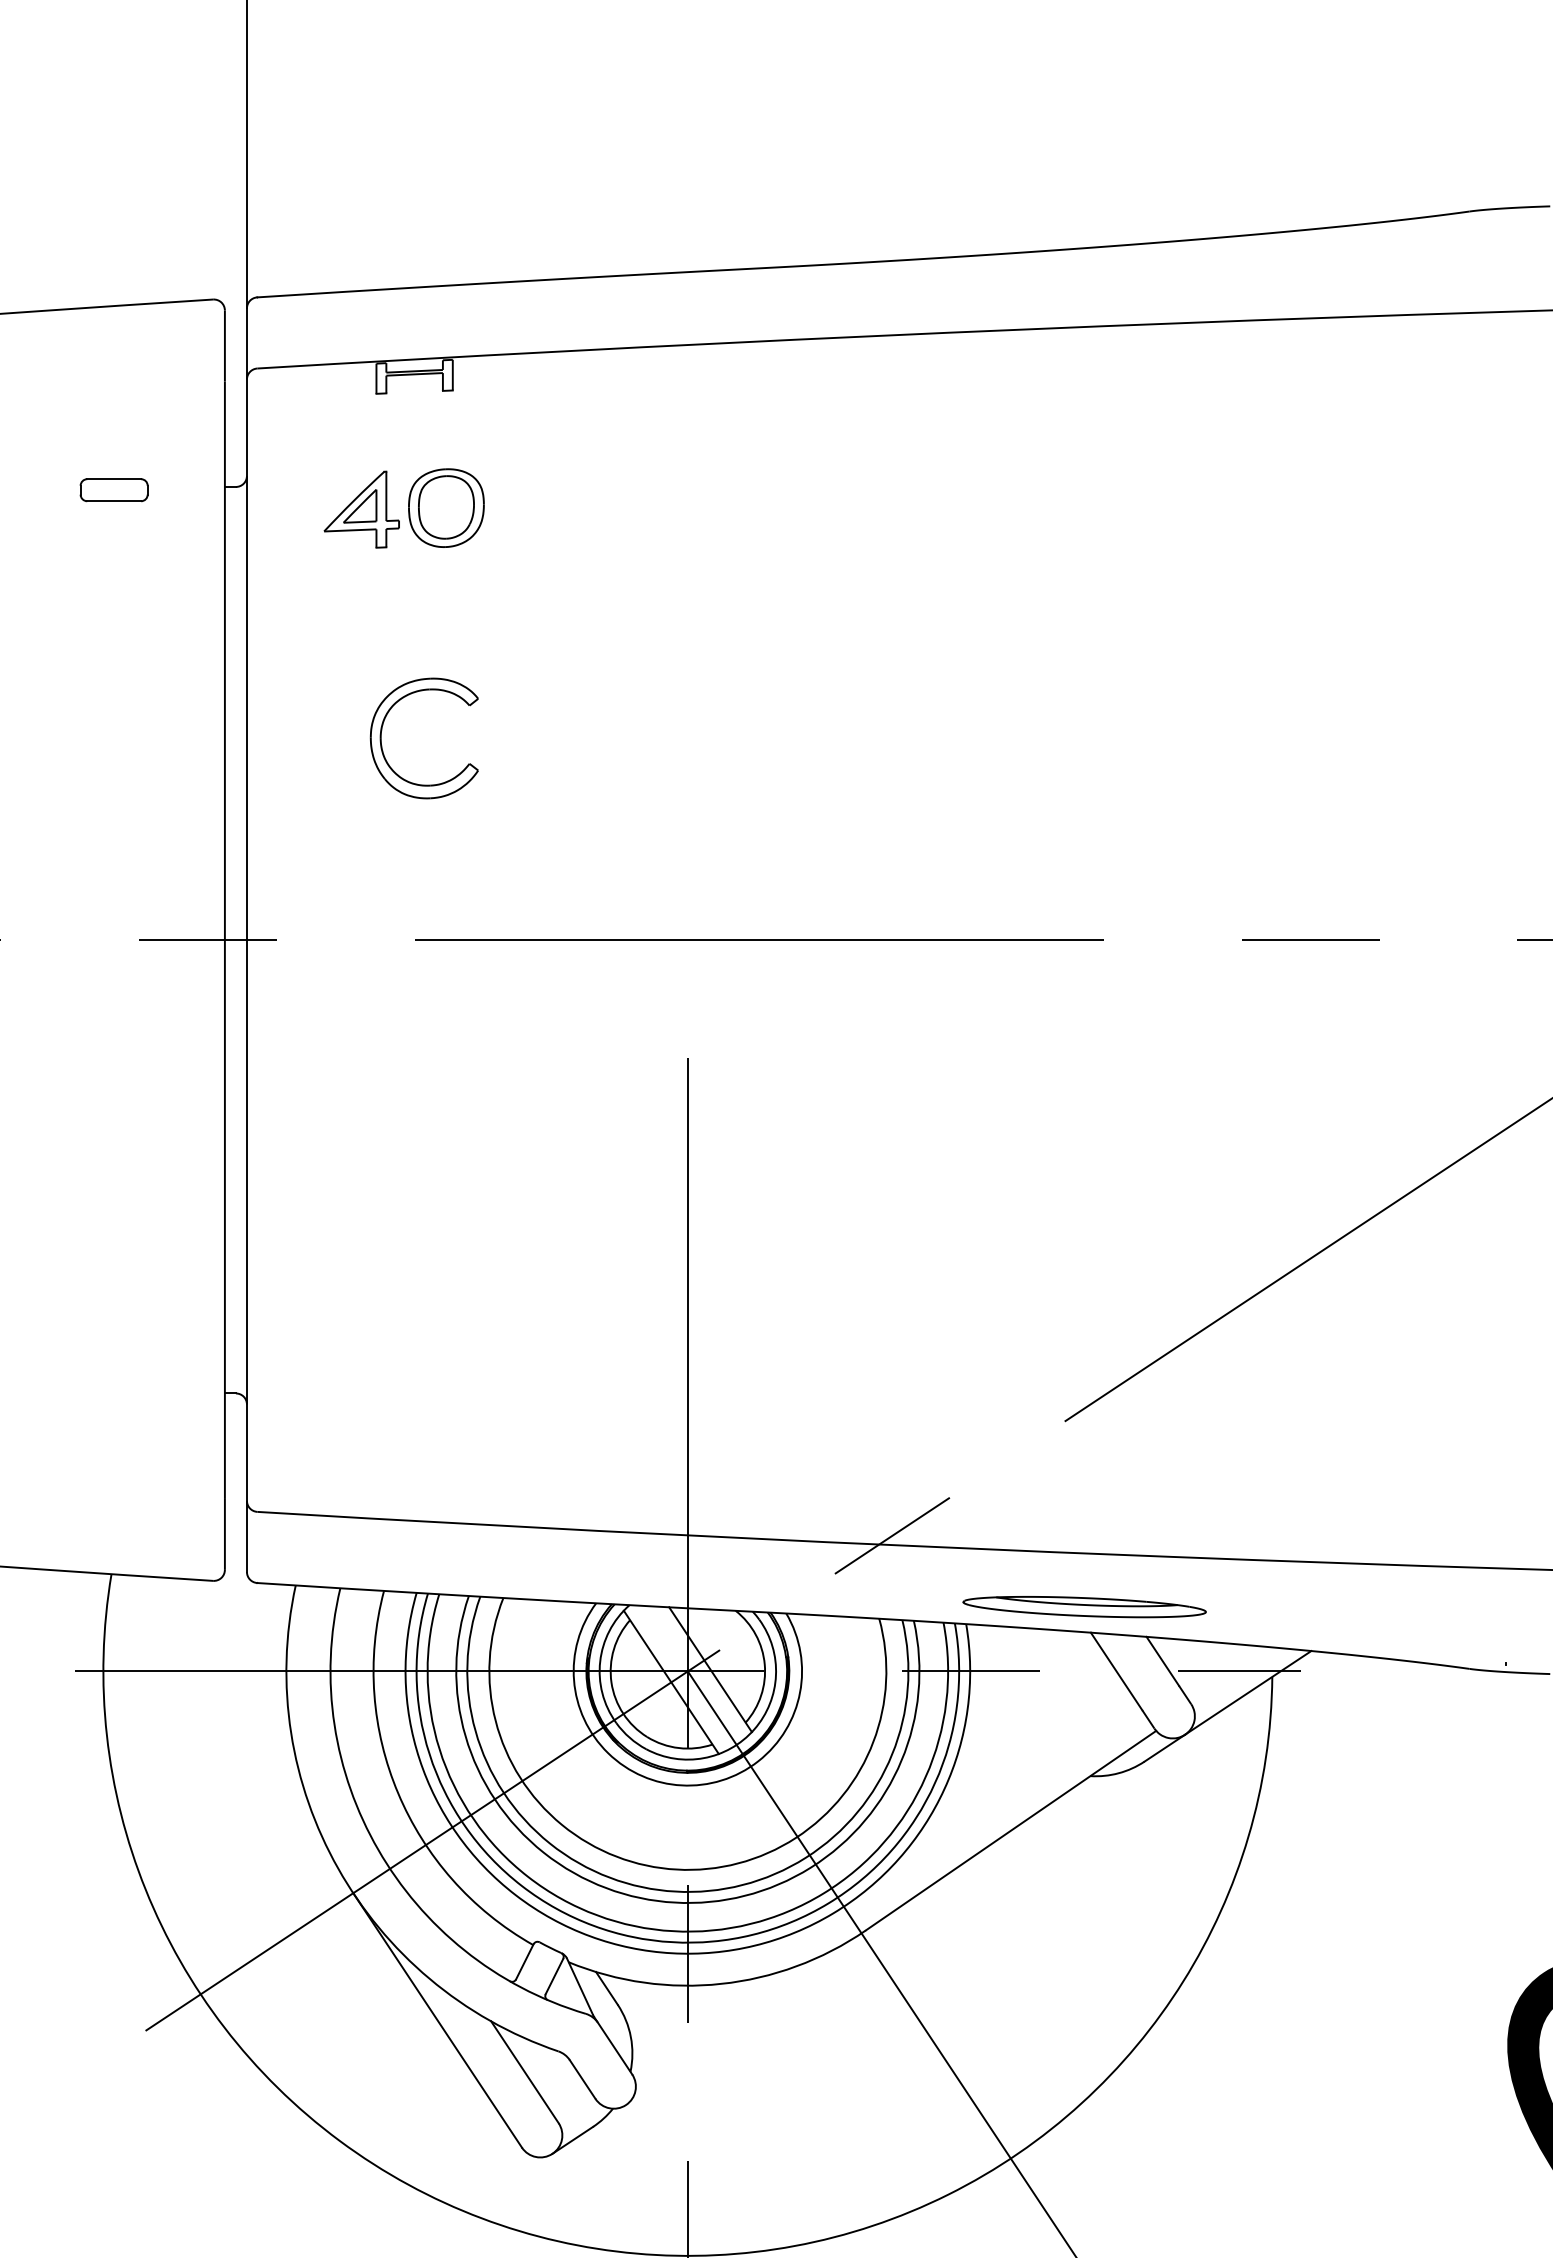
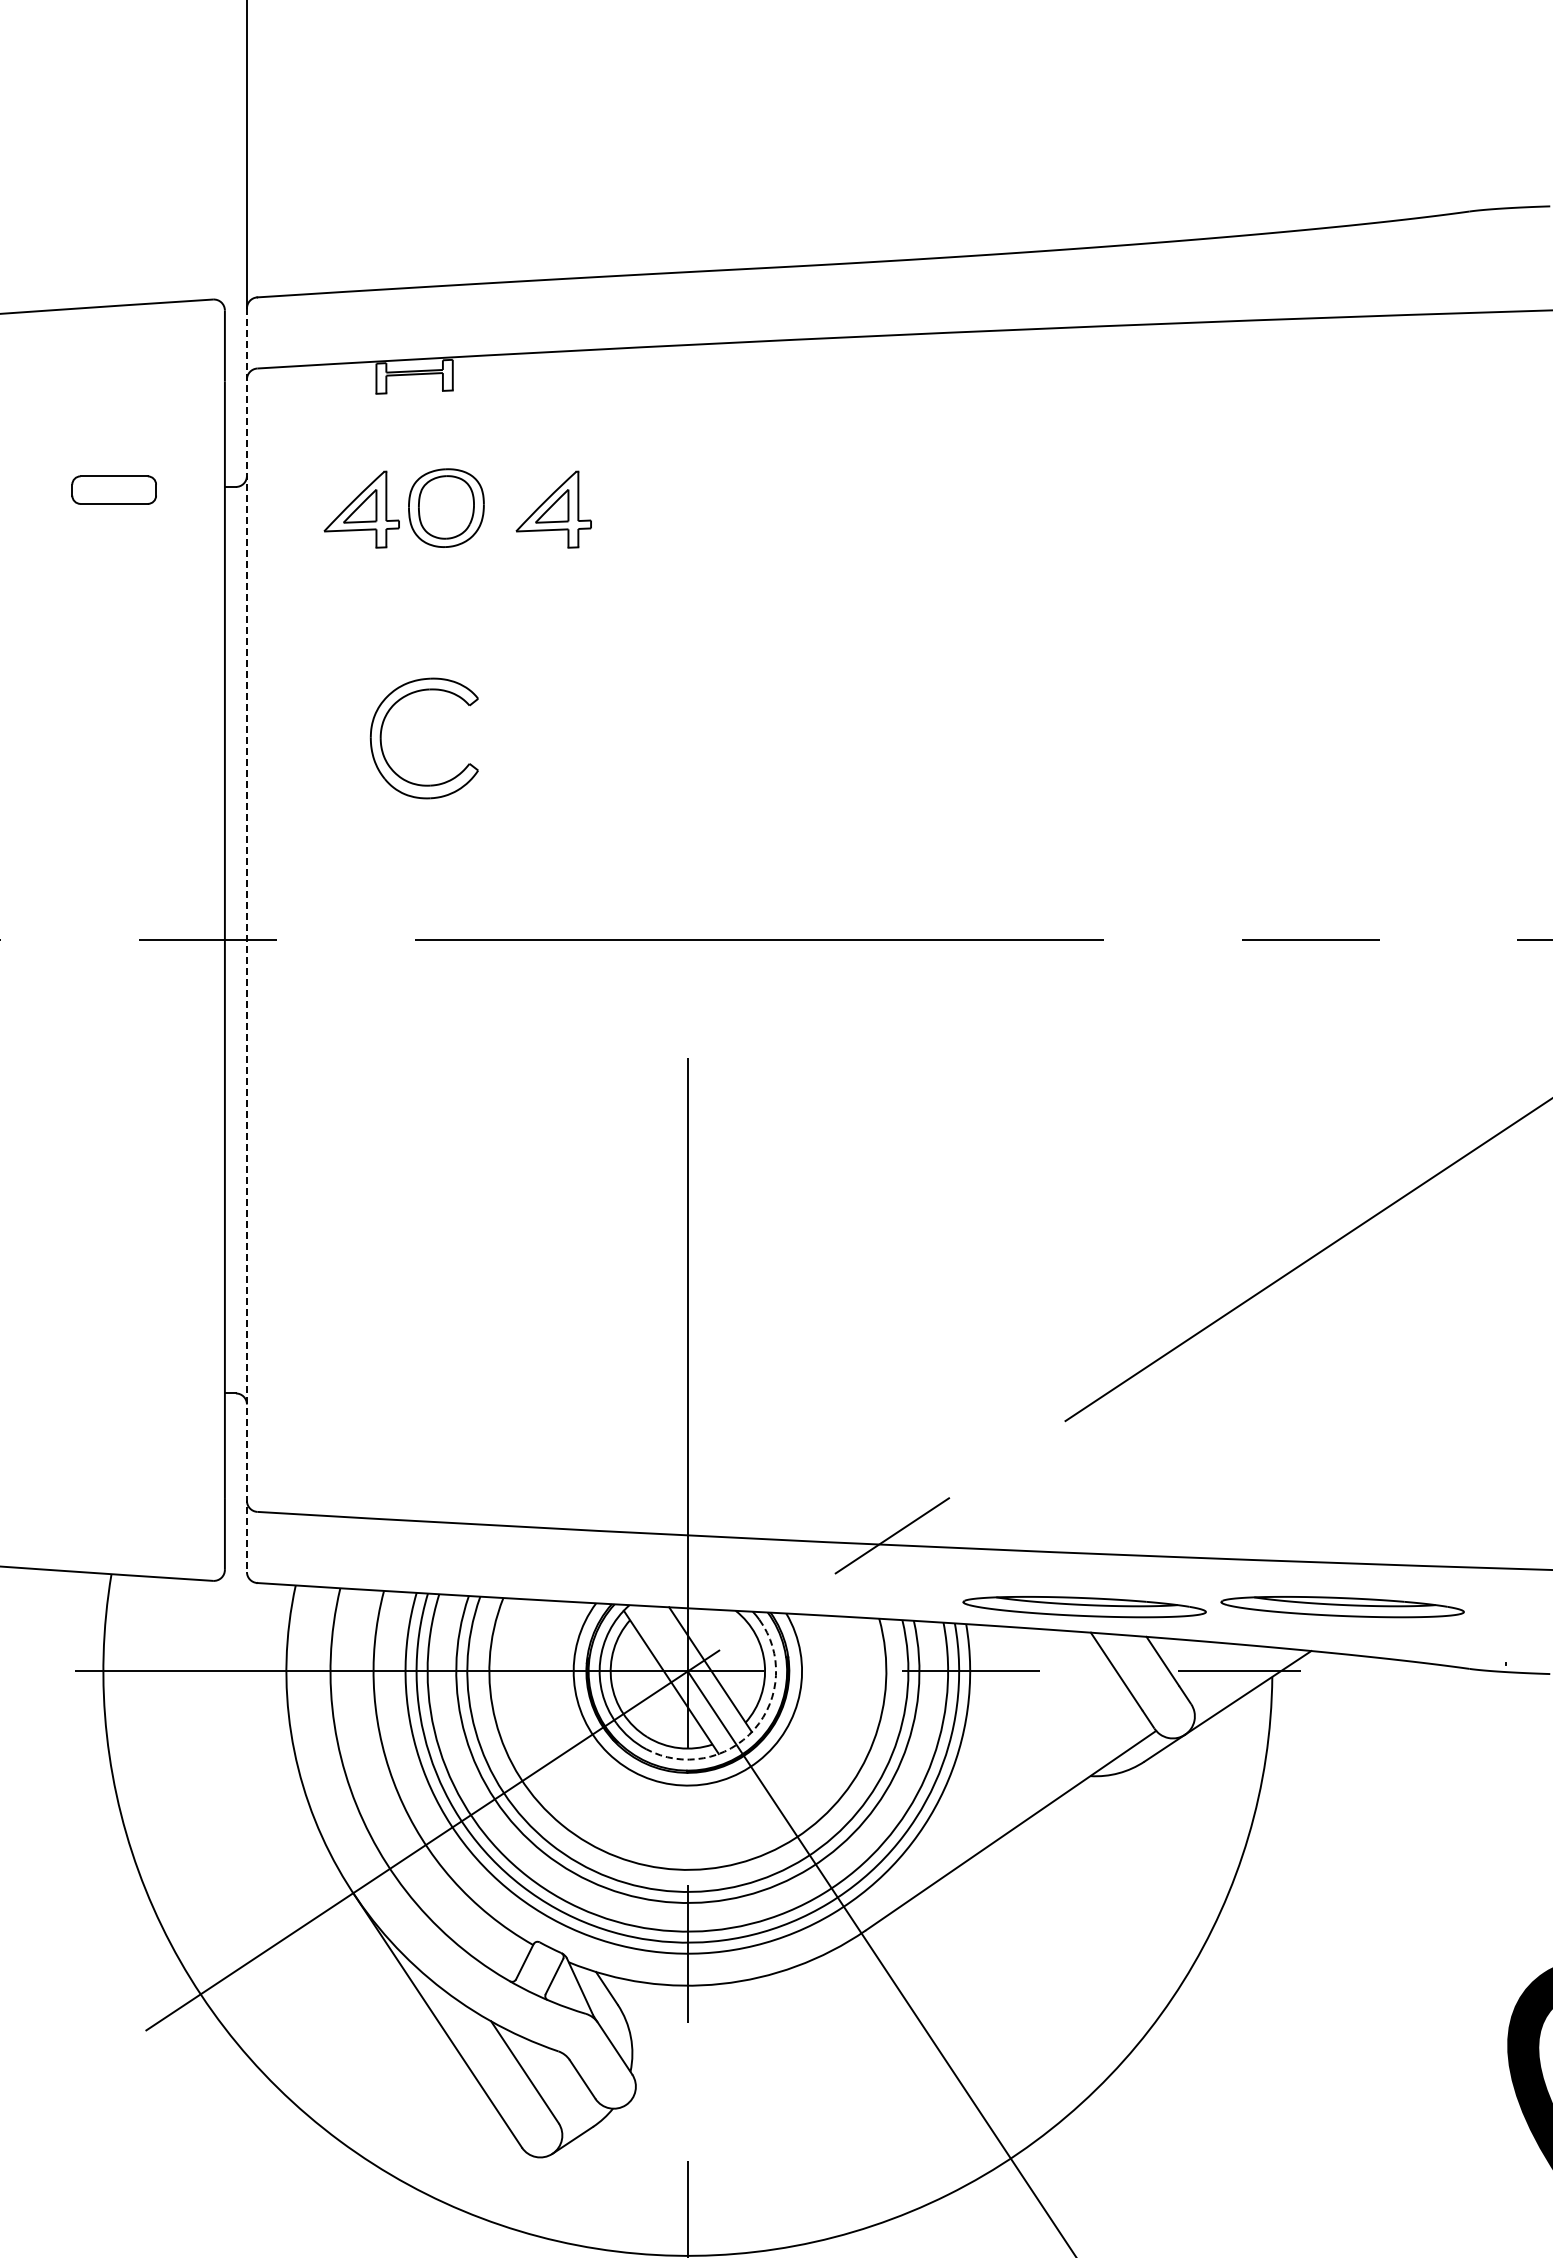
part size: 70x25 px -> 86x30 px (113, 489)
part: none -> present (553, 509)
line: solid -> dashed (246, 940)
part: none -> present (1342, 1607)
arc: solid -> dashed (754, 1729)
